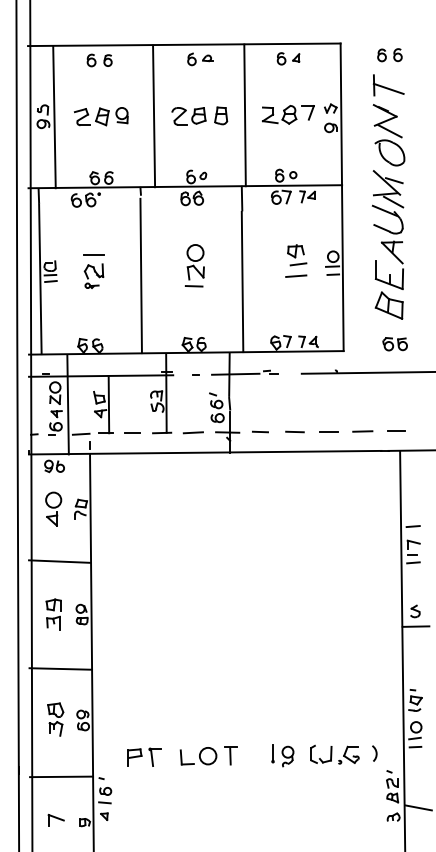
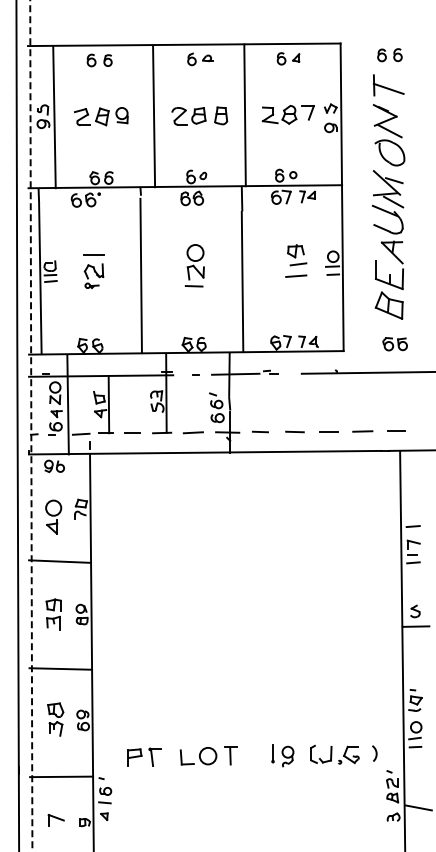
line: solid -> dashed (31, 425)
part position: (53, 508) -> (53, 516) (53, 516)
